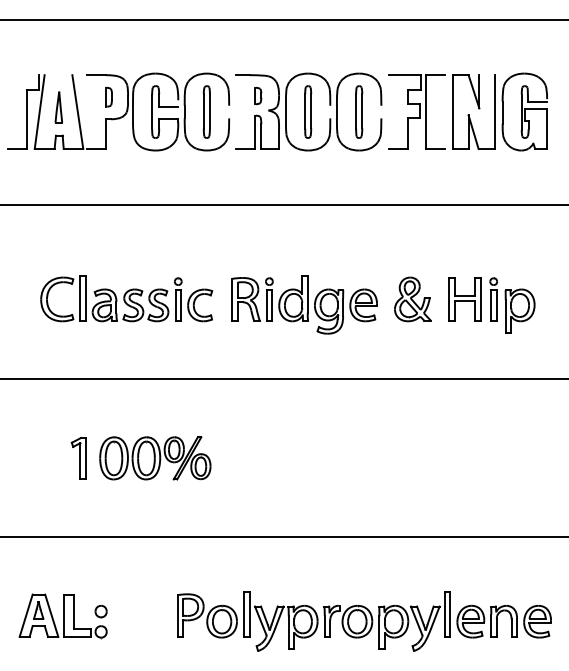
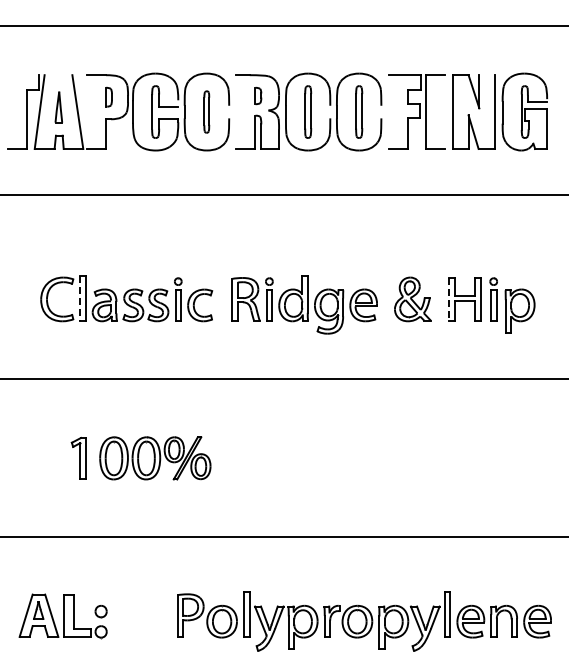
line position: (283, 20) -> (283, 26) (283, 26)
part size: 9x54 px -> 8x44 px (206, 111)
line position: (283, 205) -> (283, 195) (283, 195)
line: solid -> dashed (80, 298)
line: solid -> dashed (449, 299)
